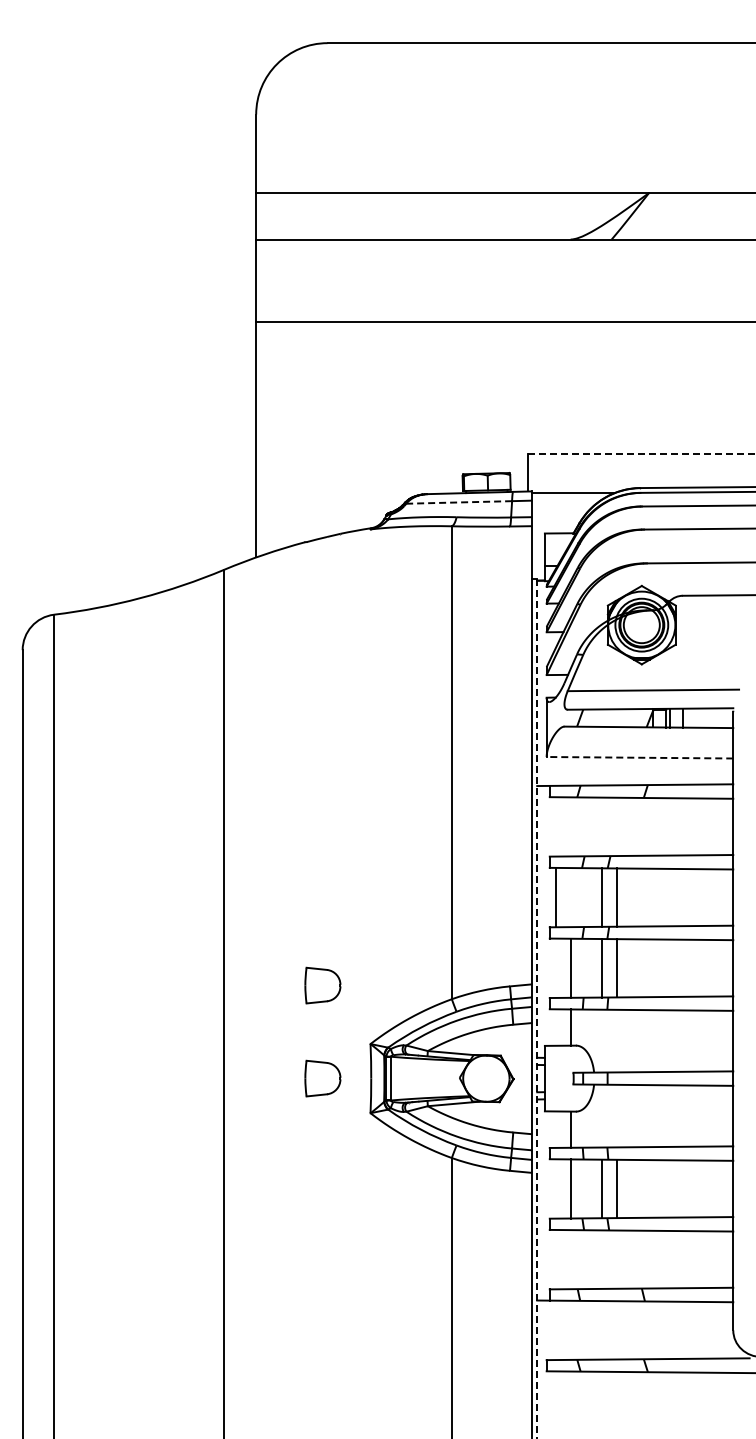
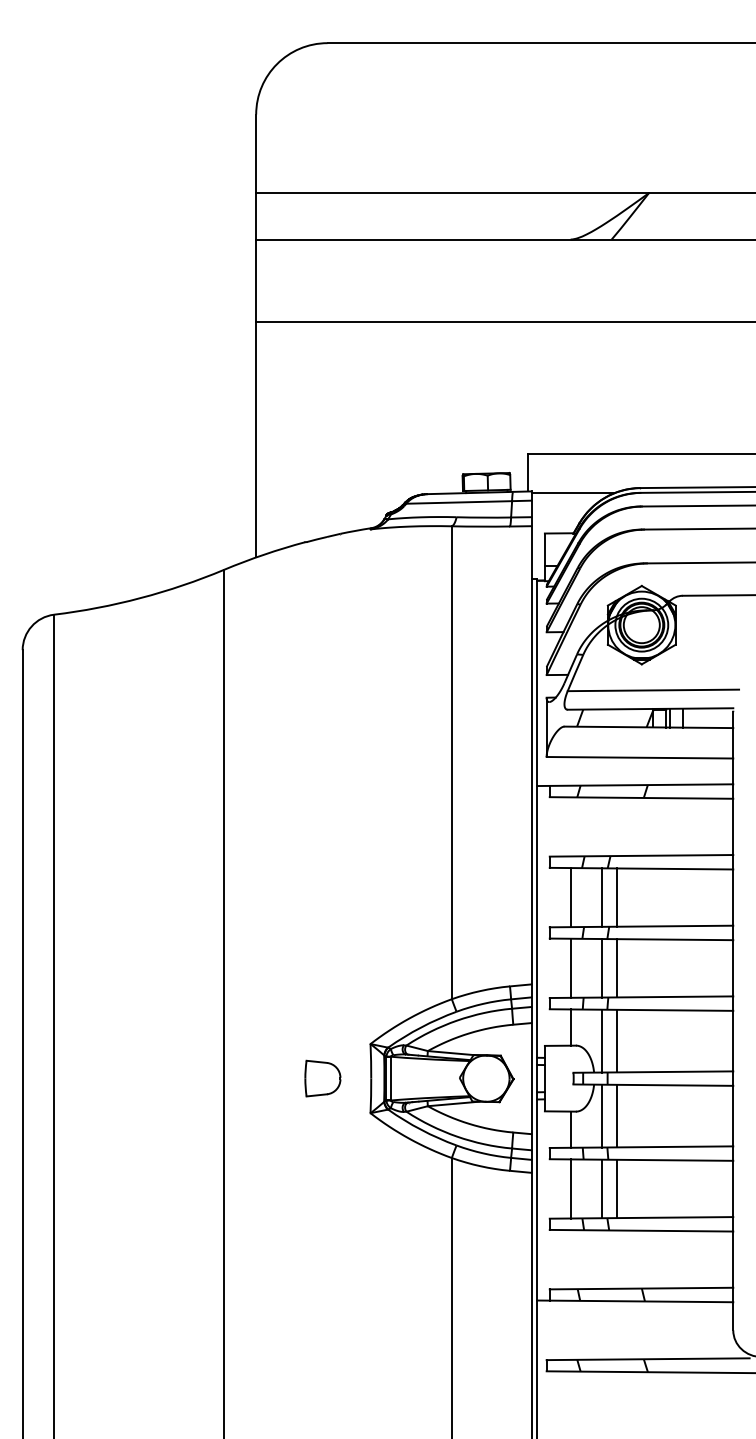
line: dashed -> solid (641, 453)
line: dashed -> solid (459, 502)
line: dashed -> solid (639, 757)
line position: (555, 897) -> (570, 897) (570, 897)
part: present -> none (322, 985)
line: dashed -> solid (537, 1008)
line: none -> present (601, 1040)
line: none -> present (617, 1040)
line: none -> present (601, 1115)
line: none -> present (617, 1115)
